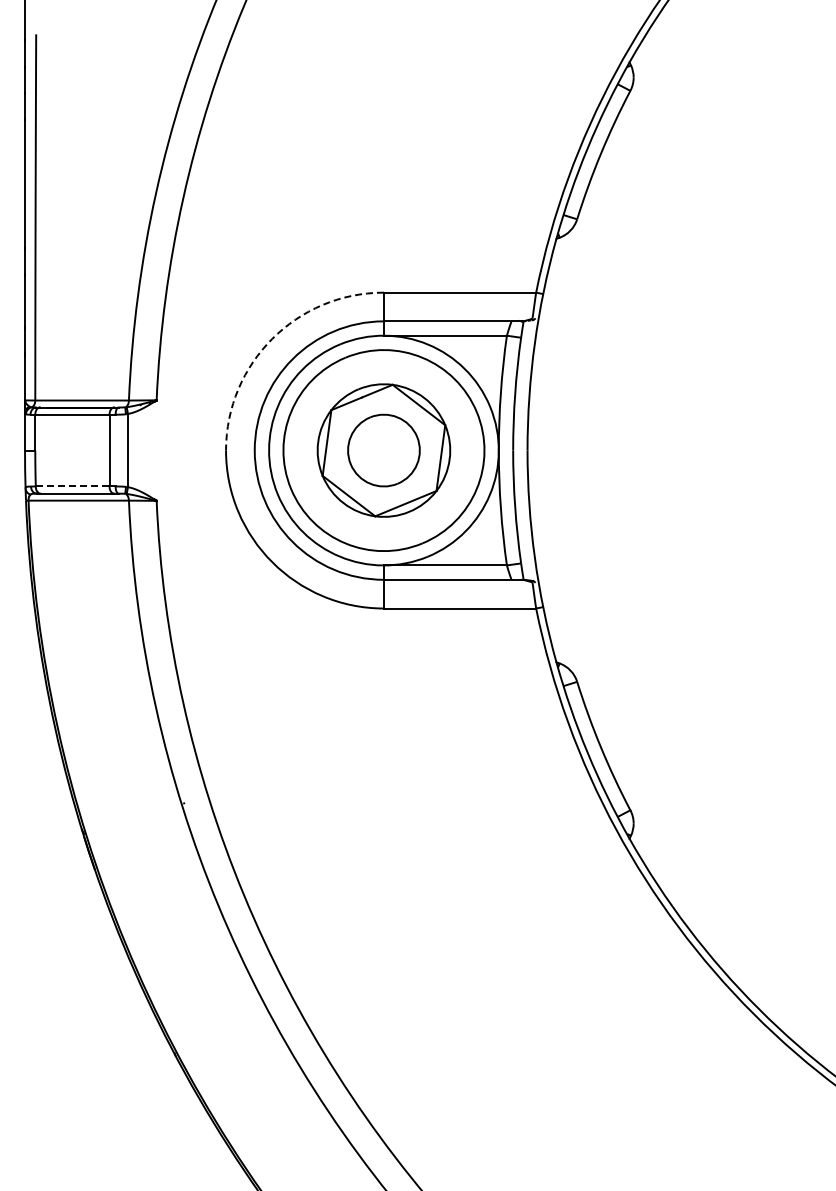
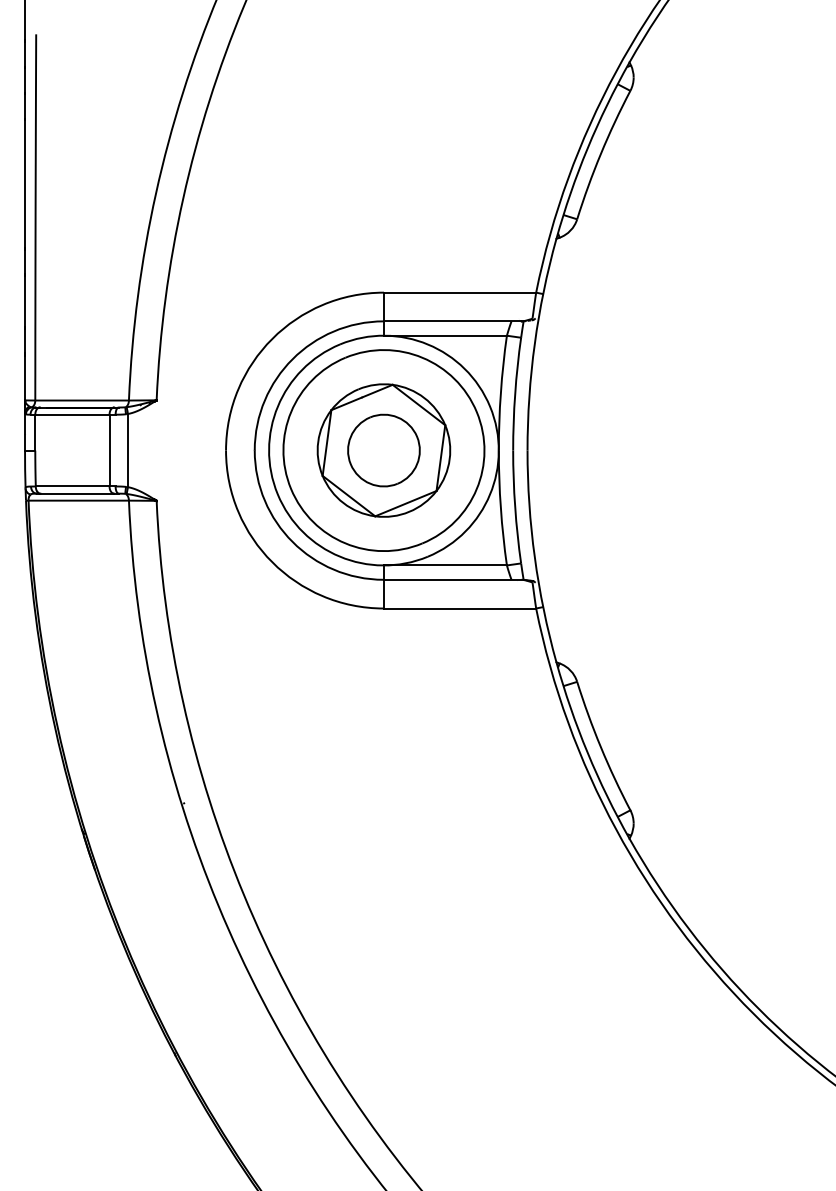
arc: dashed -> solid (272, 338)
line: dashed -> solid (72, 486)
